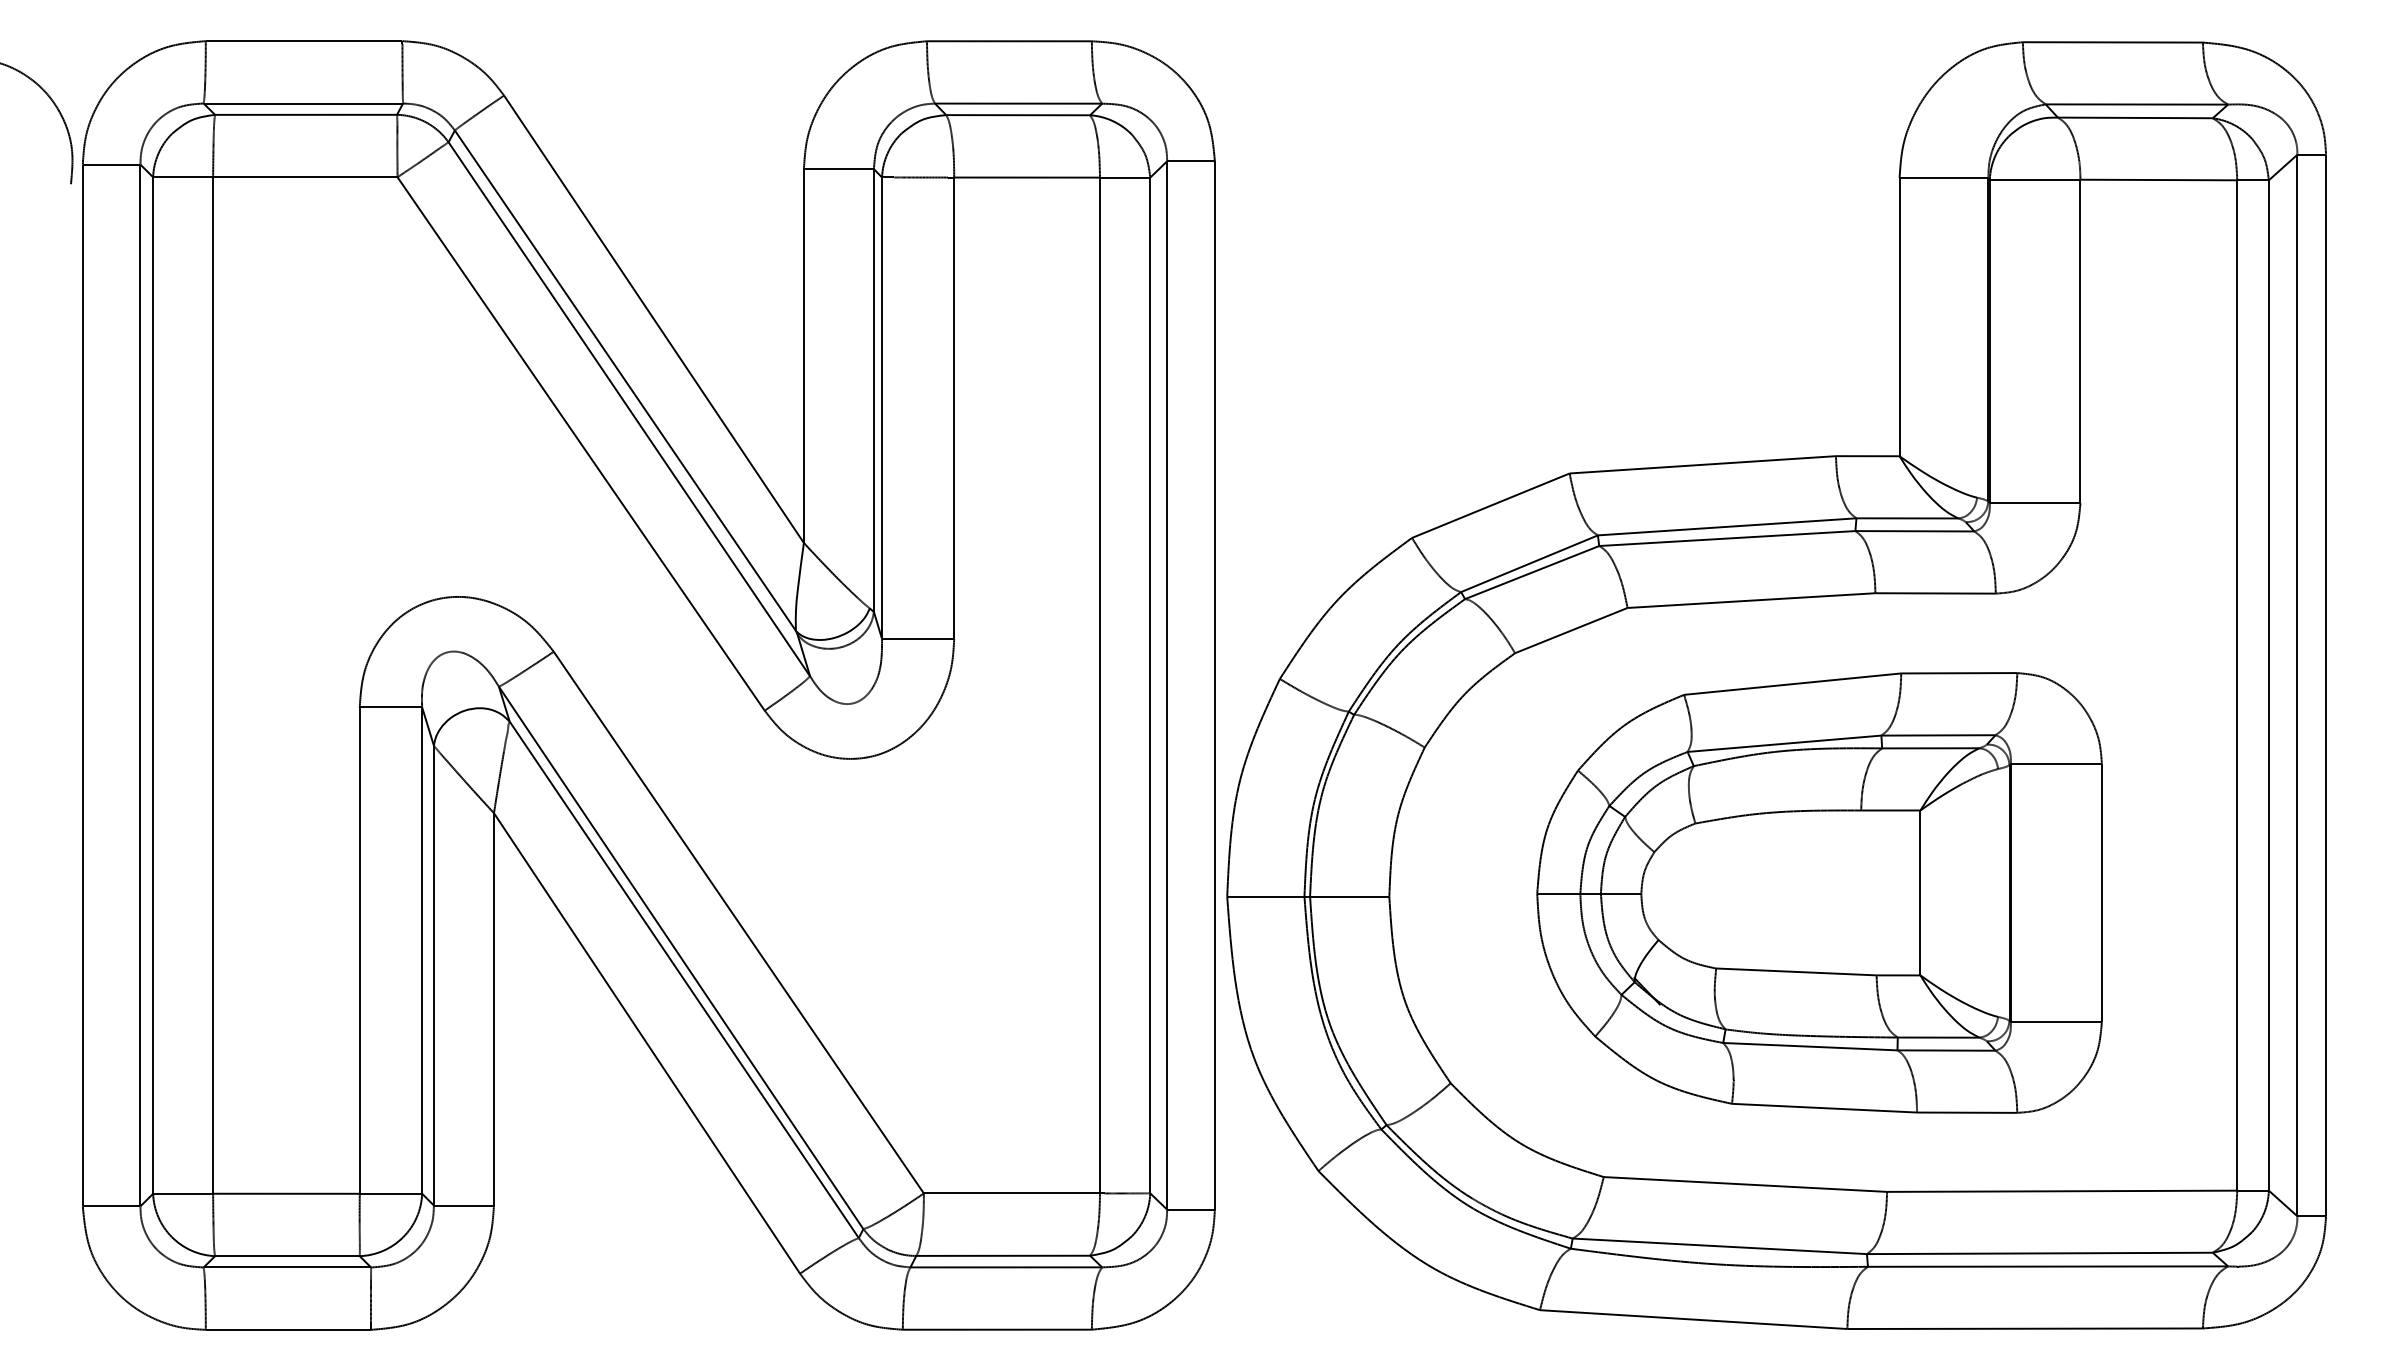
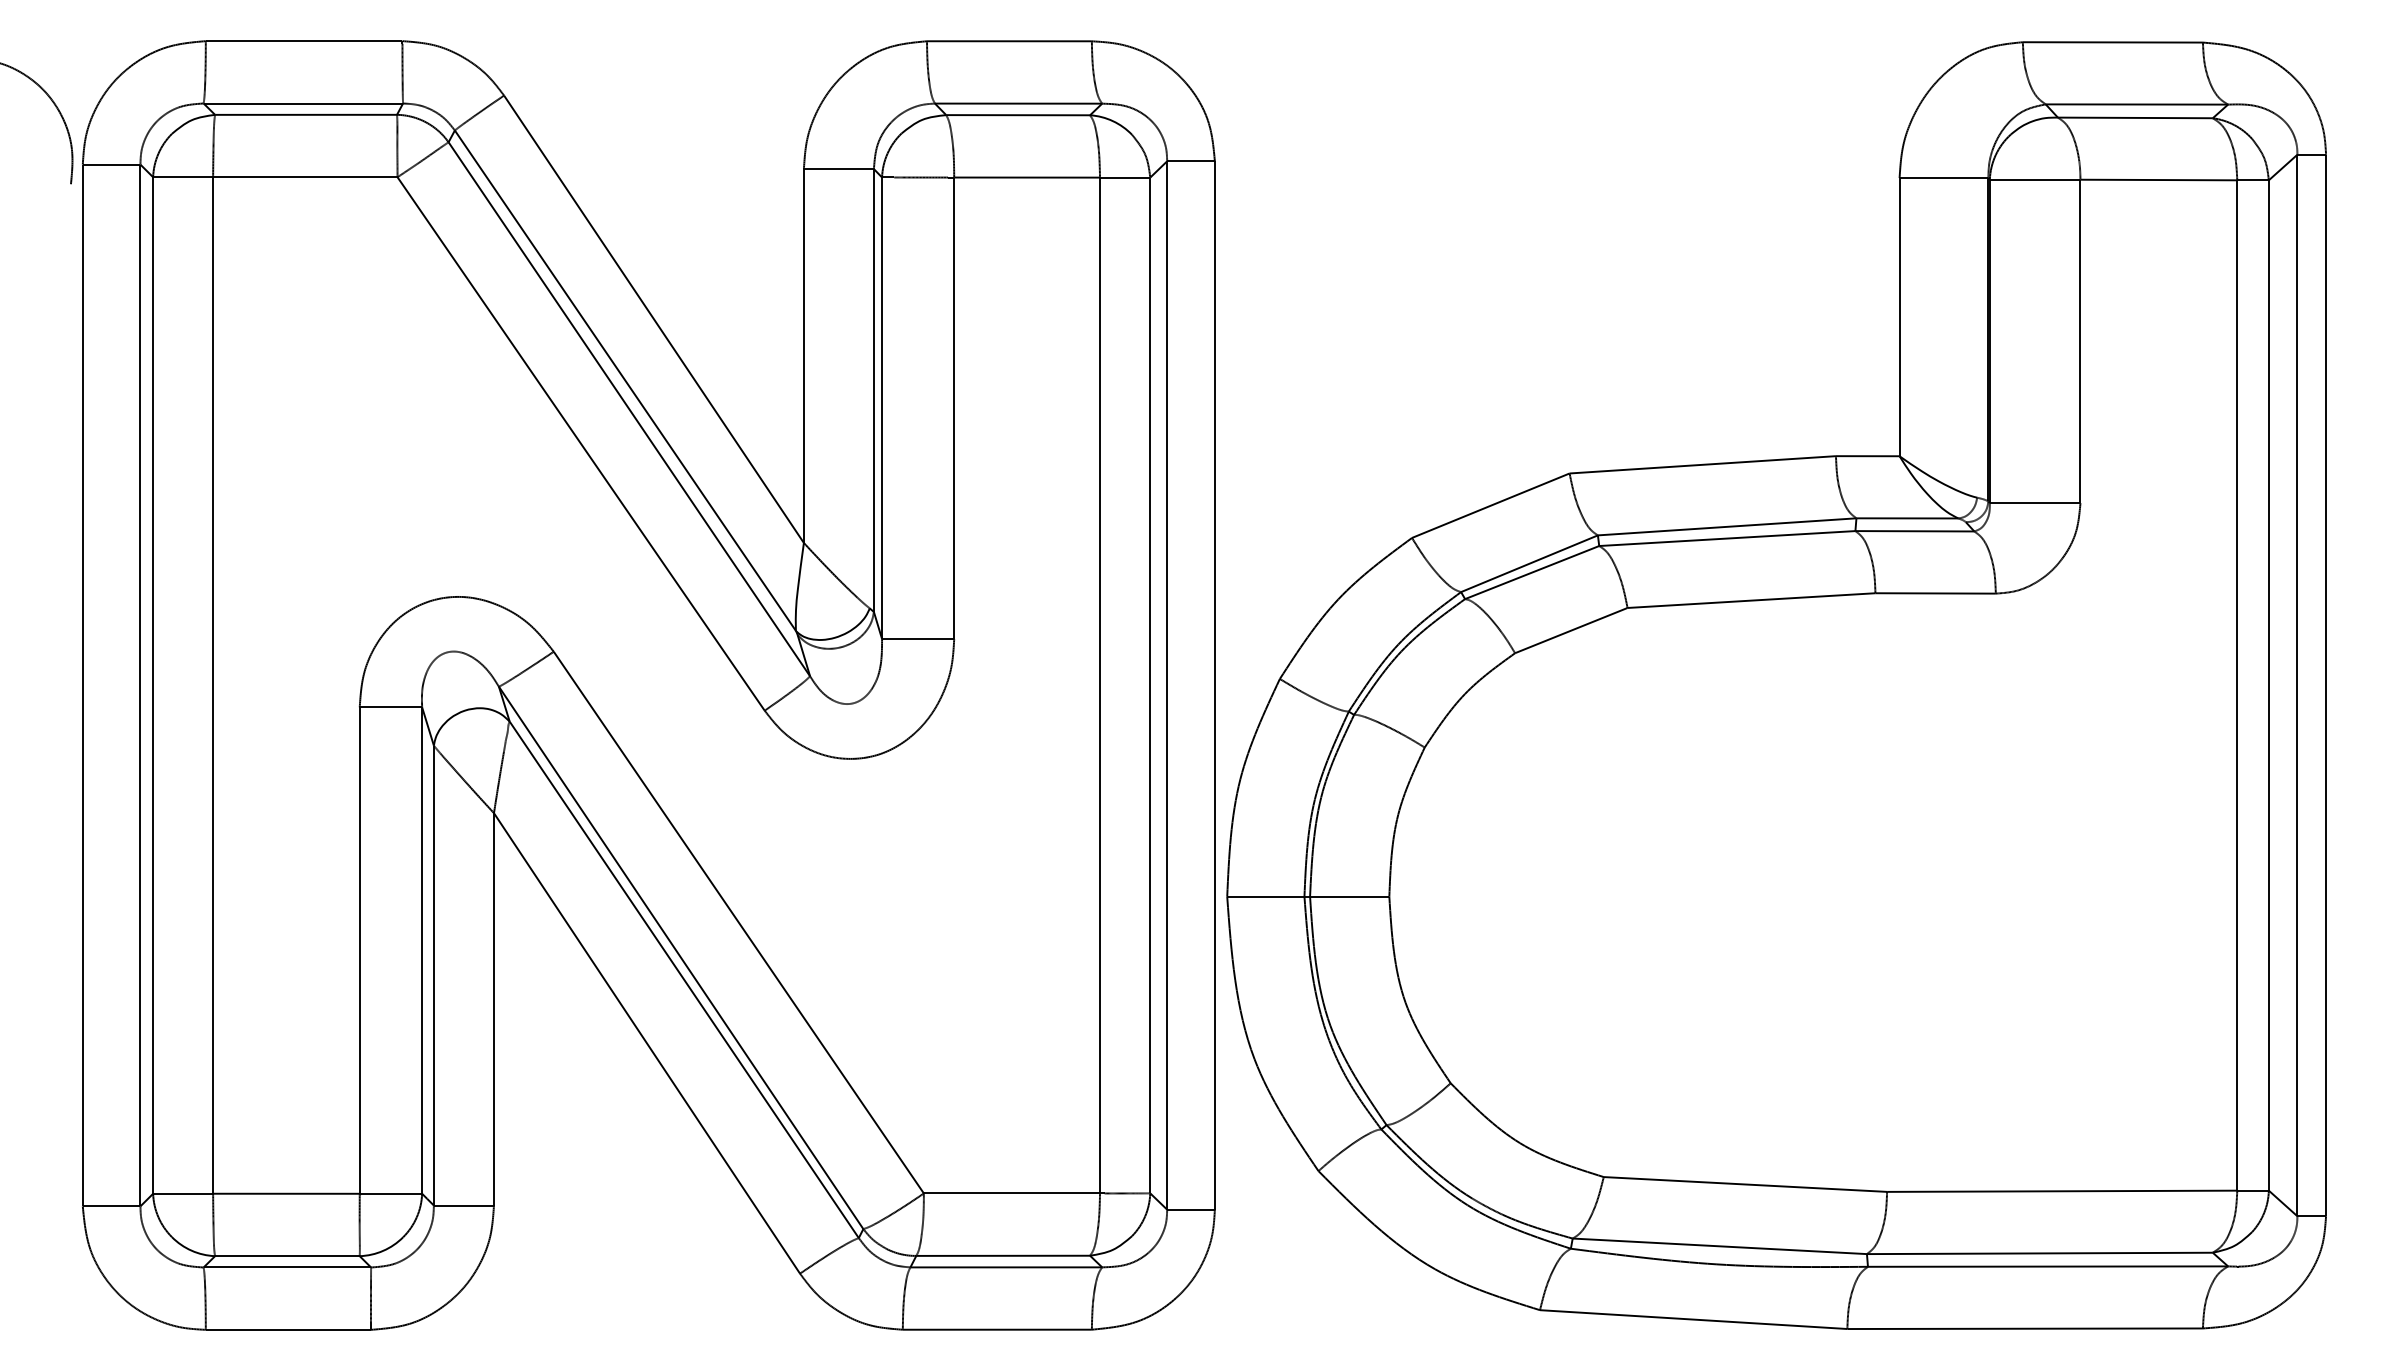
part: present -> none (1819, 892)
